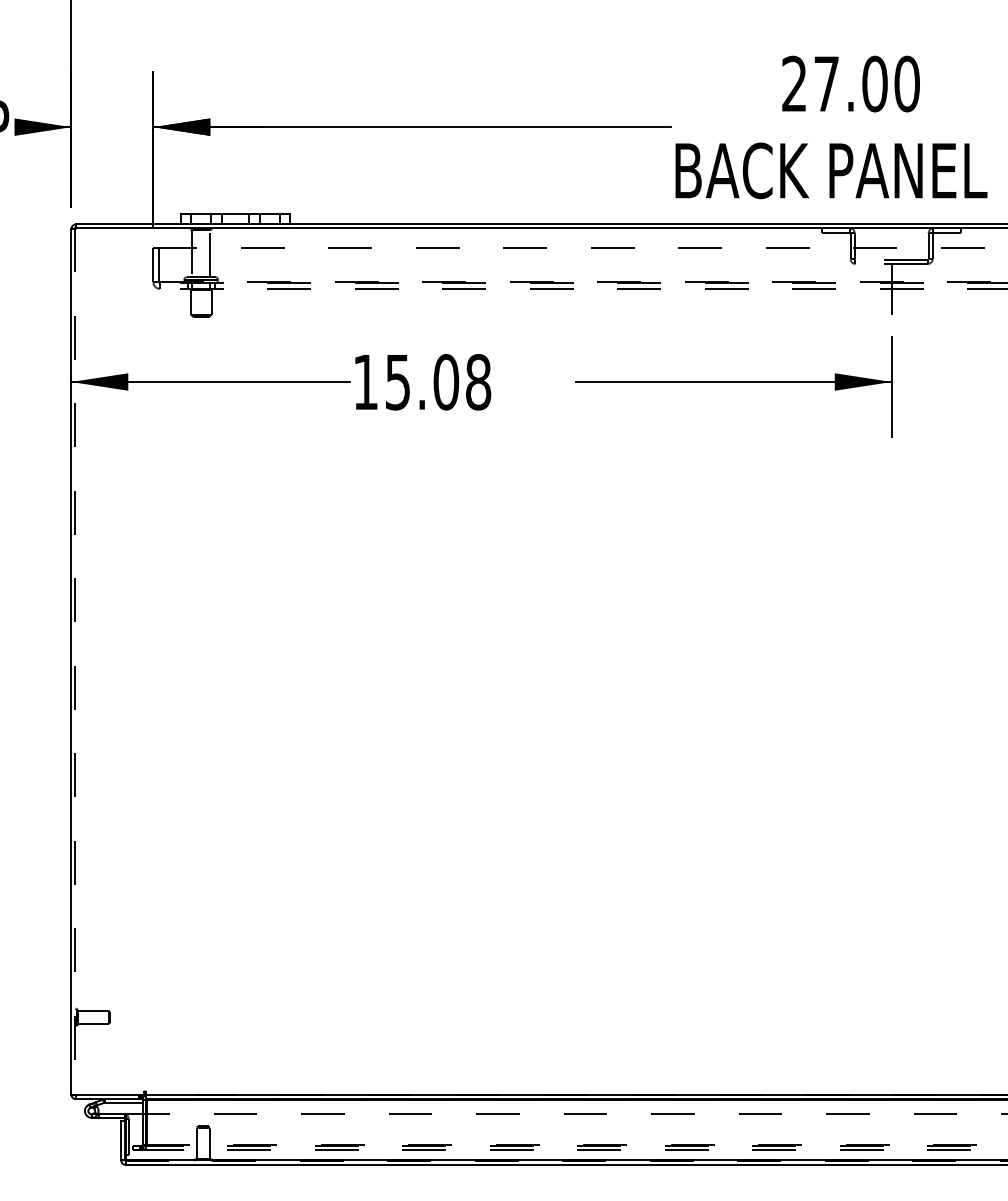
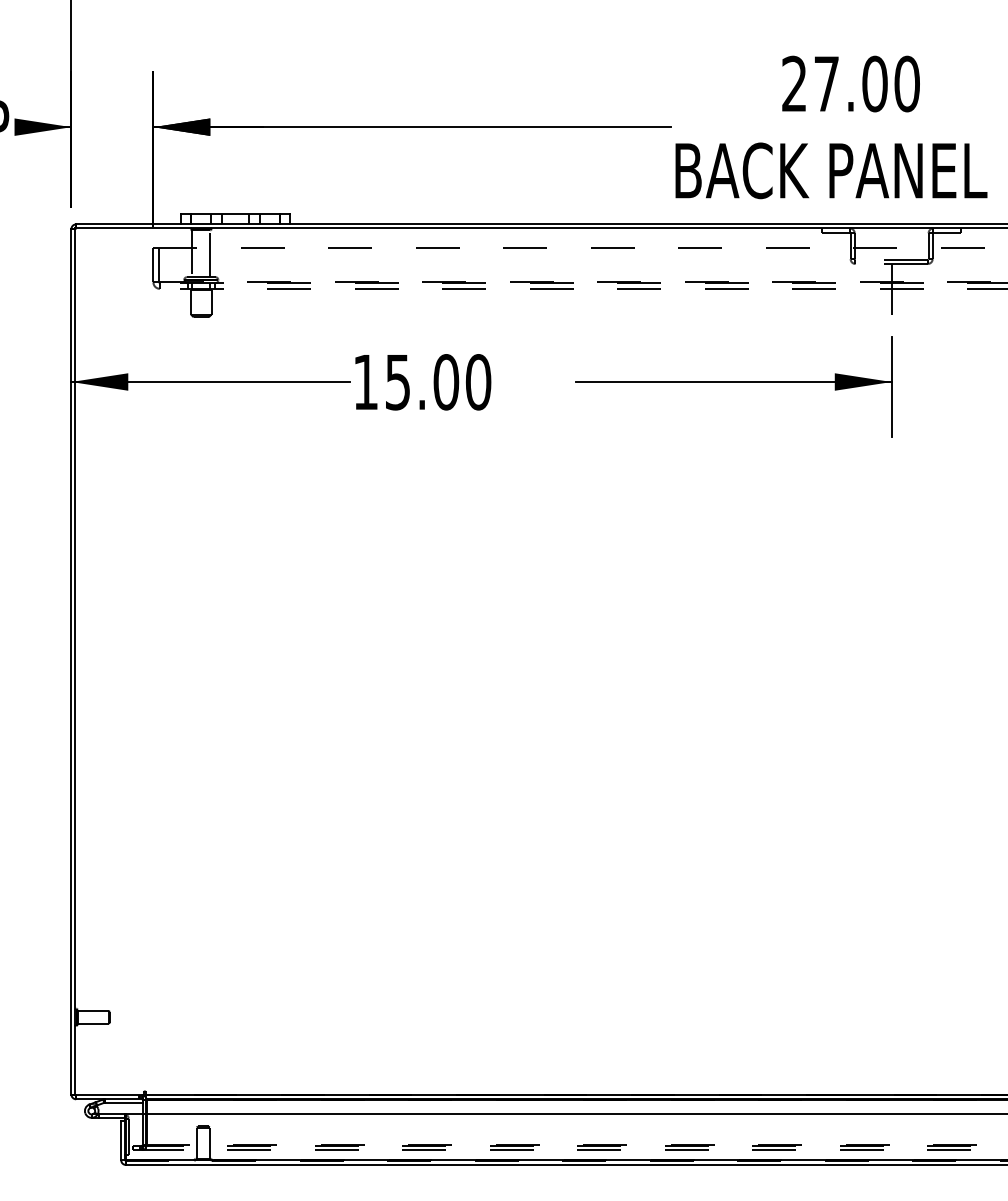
text: 15.08 -> 15.00 (478, 382)
line: dashed -> solid (75, 662)
line: dashed -> solid (567, 1113)
